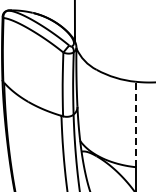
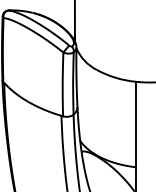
line: dashed -> solid (135, 124)
